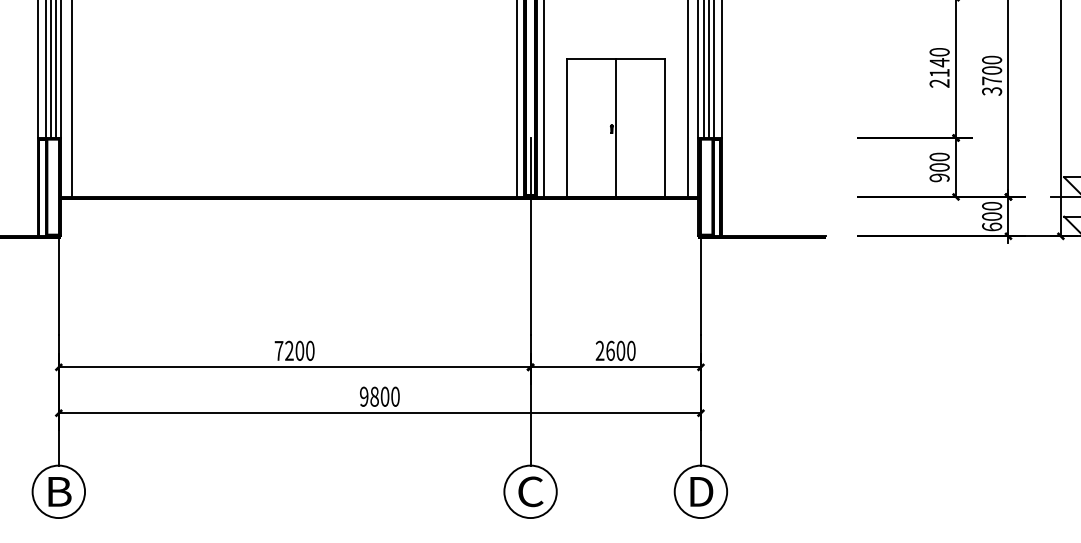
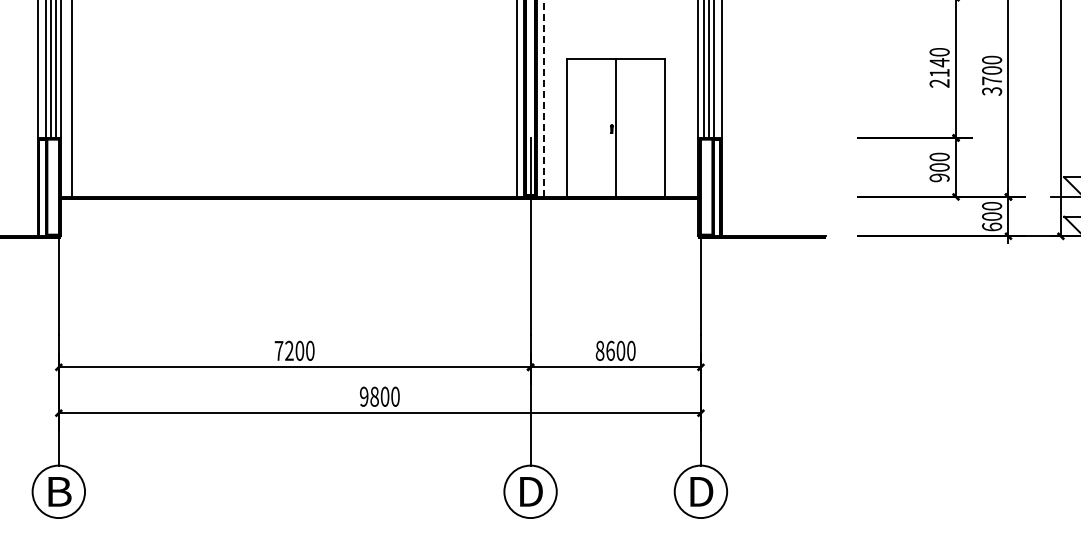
line: solid -> dashed (543, 98)
line: present -> none (687, 99)
text: 2600 -> 8600 (599, 350)
text: C -> D (530, 491)
